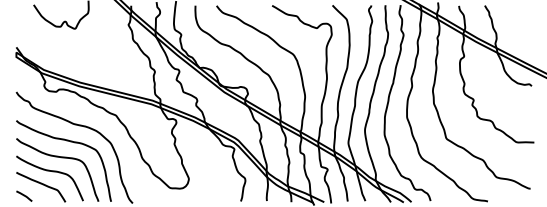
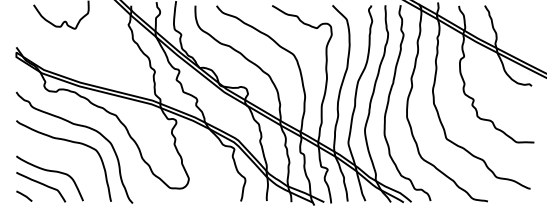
curve: present -> none (61, 158)
